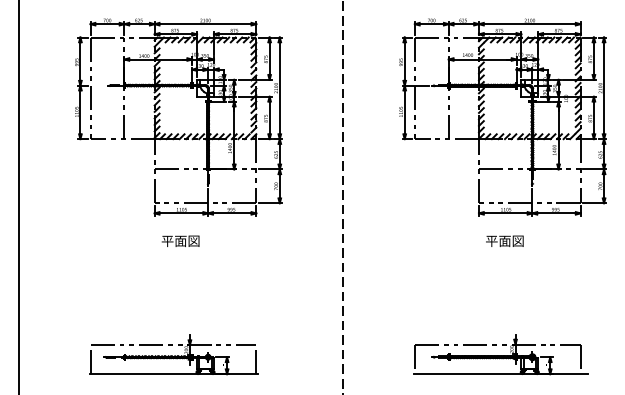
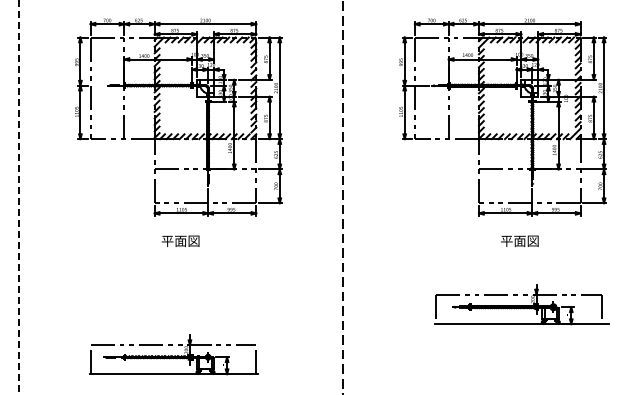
line: solid -> dashed (18, 197)
text position: (504, 240) -> (519, 240) (519, 240)
part position: (500, 354) -> (521, 304) (521, 304)
